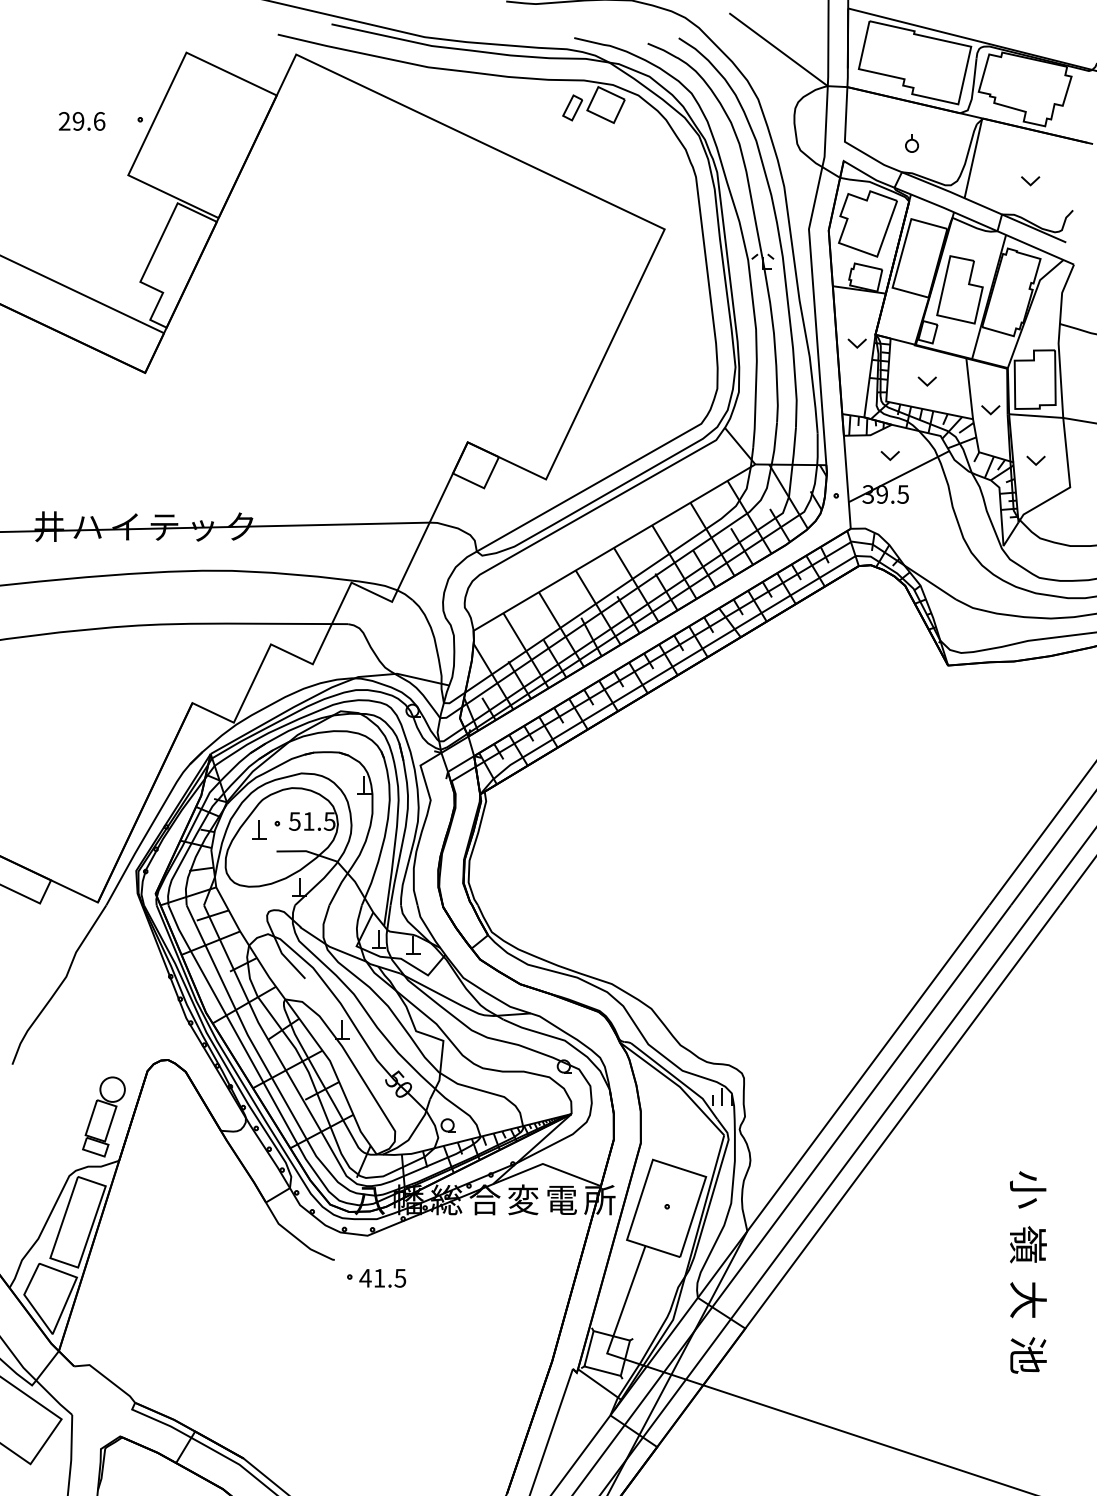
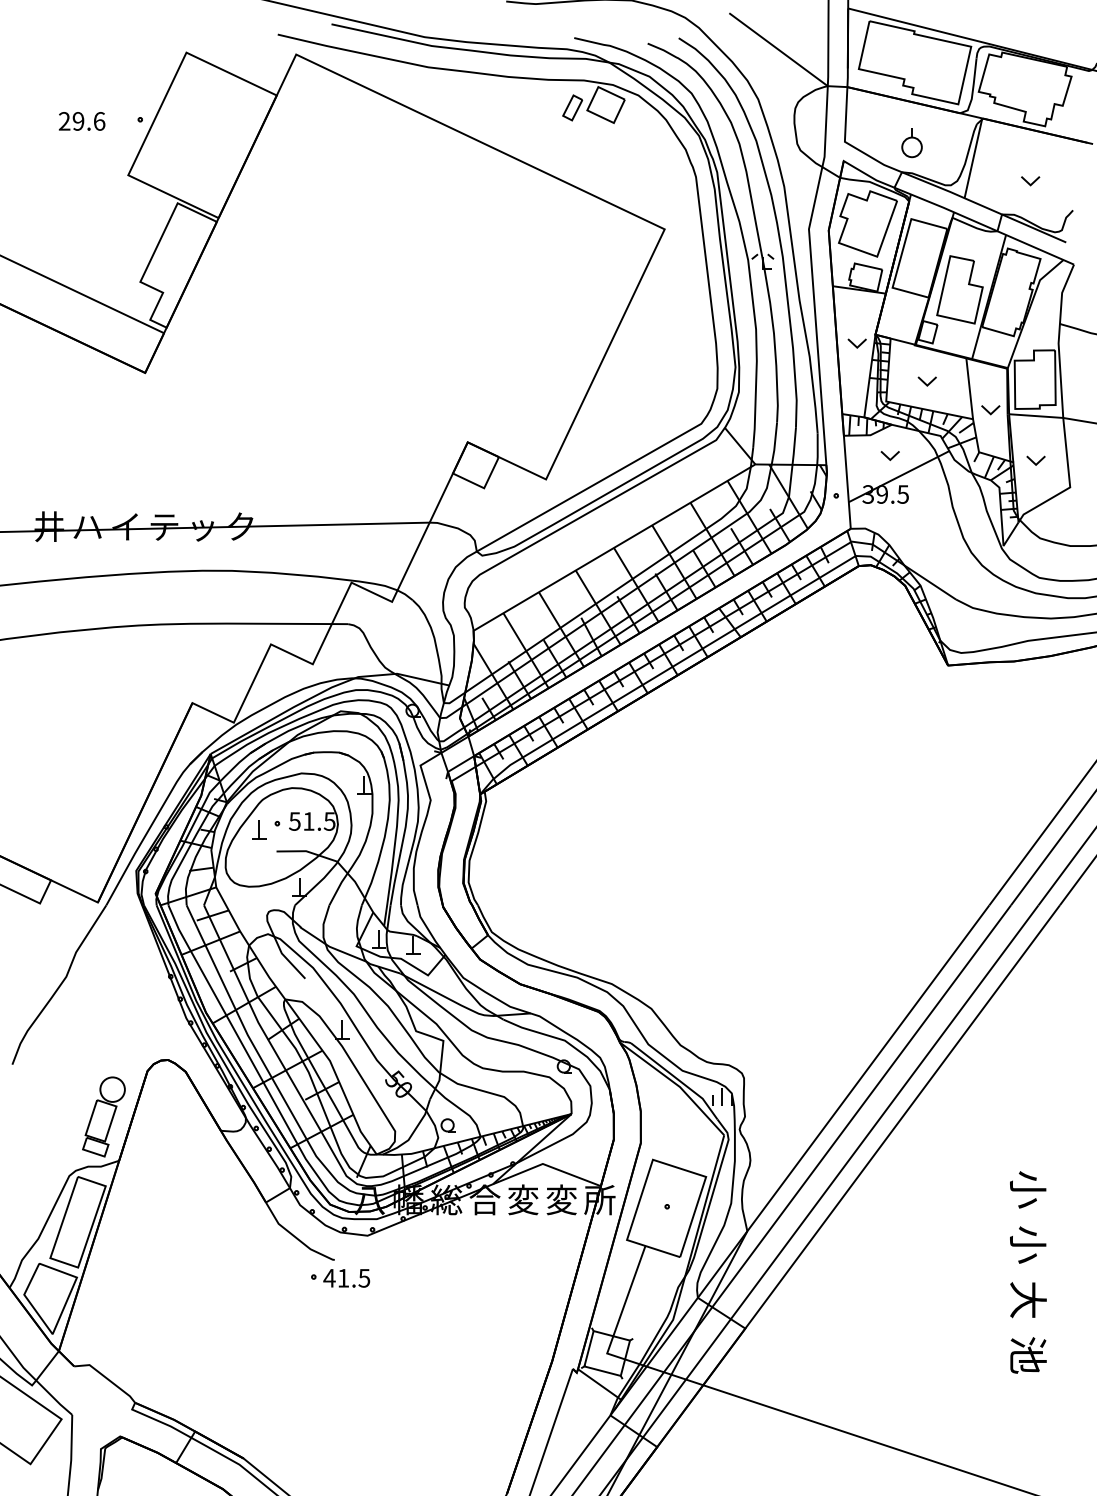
part size: 14x19 px -> 22x31 px (911, 143)
text: 電 -> 変 (561, 1199)
text: 嶺 -> 小 (1028, 1244)
part position: (376, 1278) -> (340, 1278) (340, 1278)
